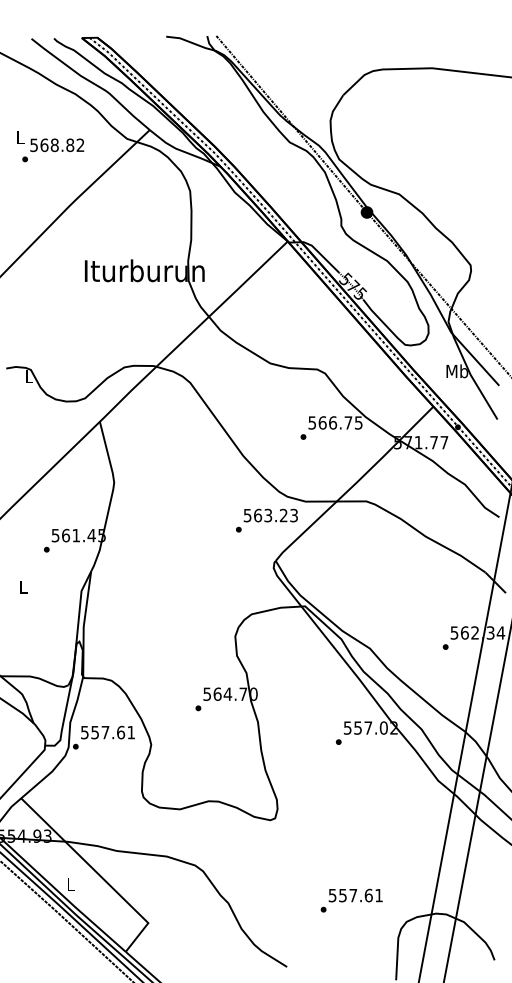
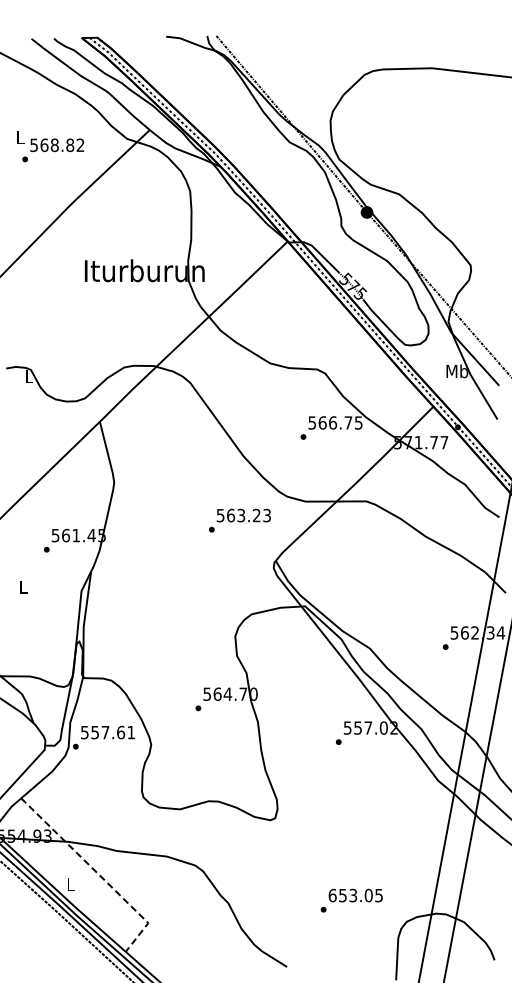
text position: (266, 520) -> (239, 520) (239, 520)
line: solid -> dashed (98, 874)
text: 557.61 -> 653.05 (355, 895)
